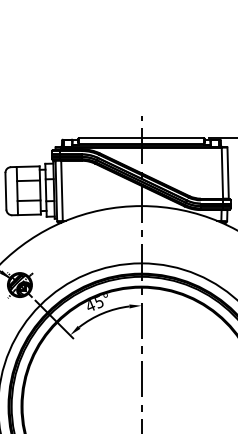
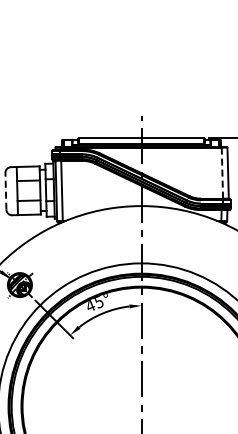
line: solid -> dashed (222, 173)
line: solid -> dashed (5, 190)
